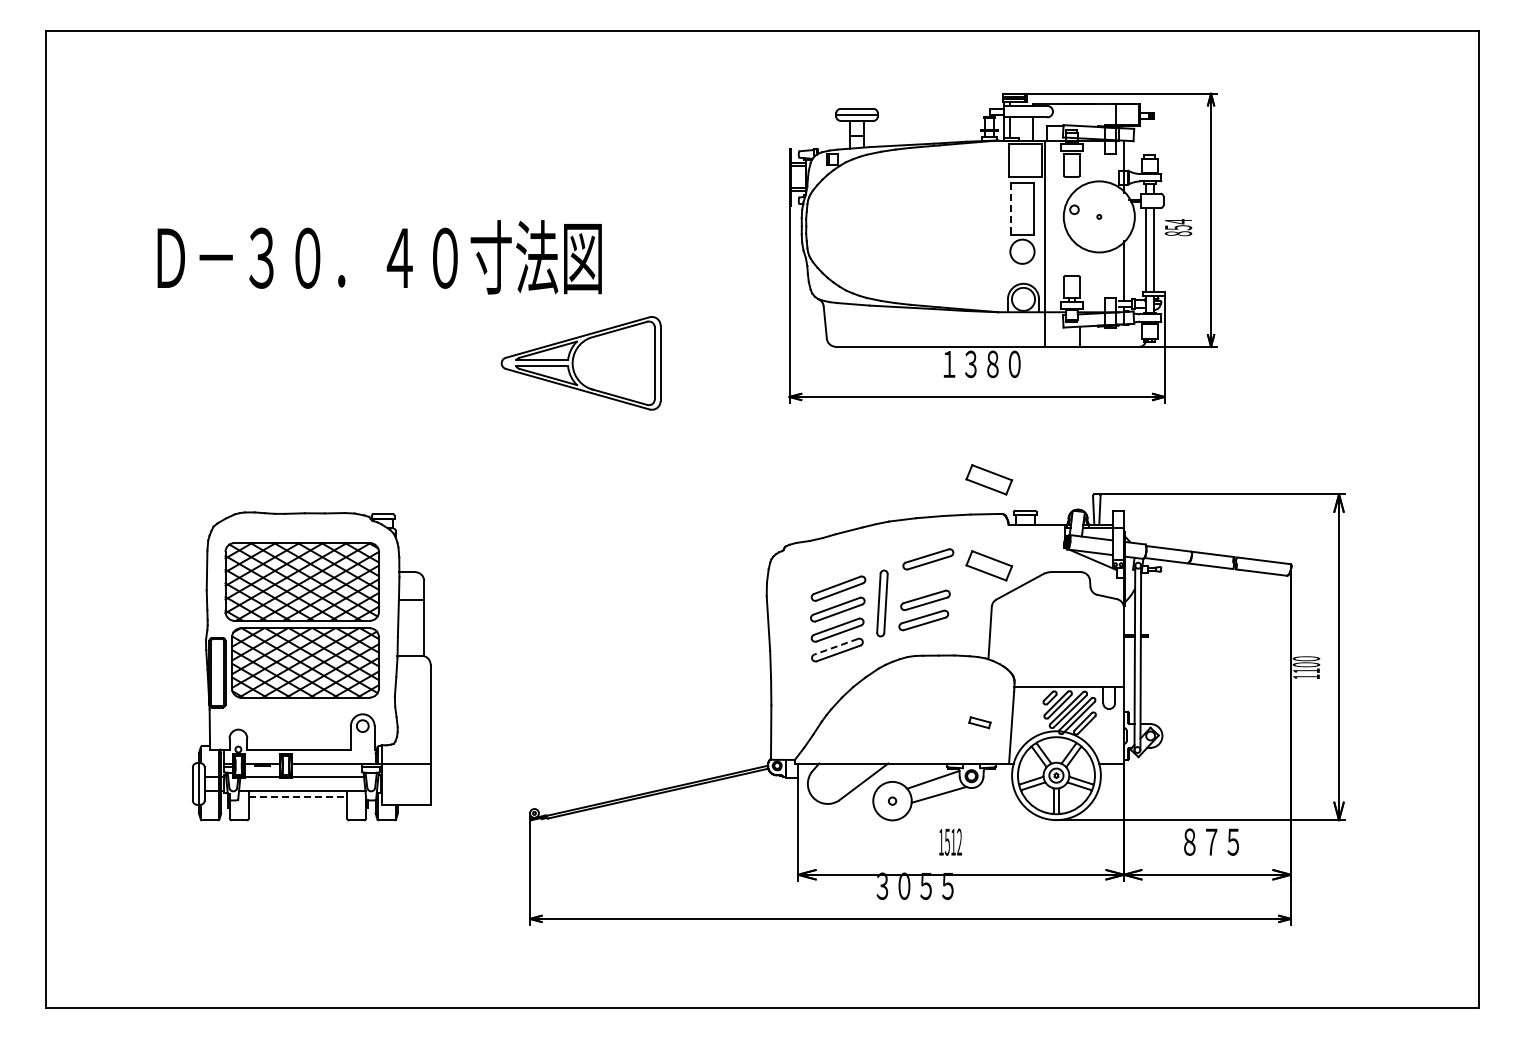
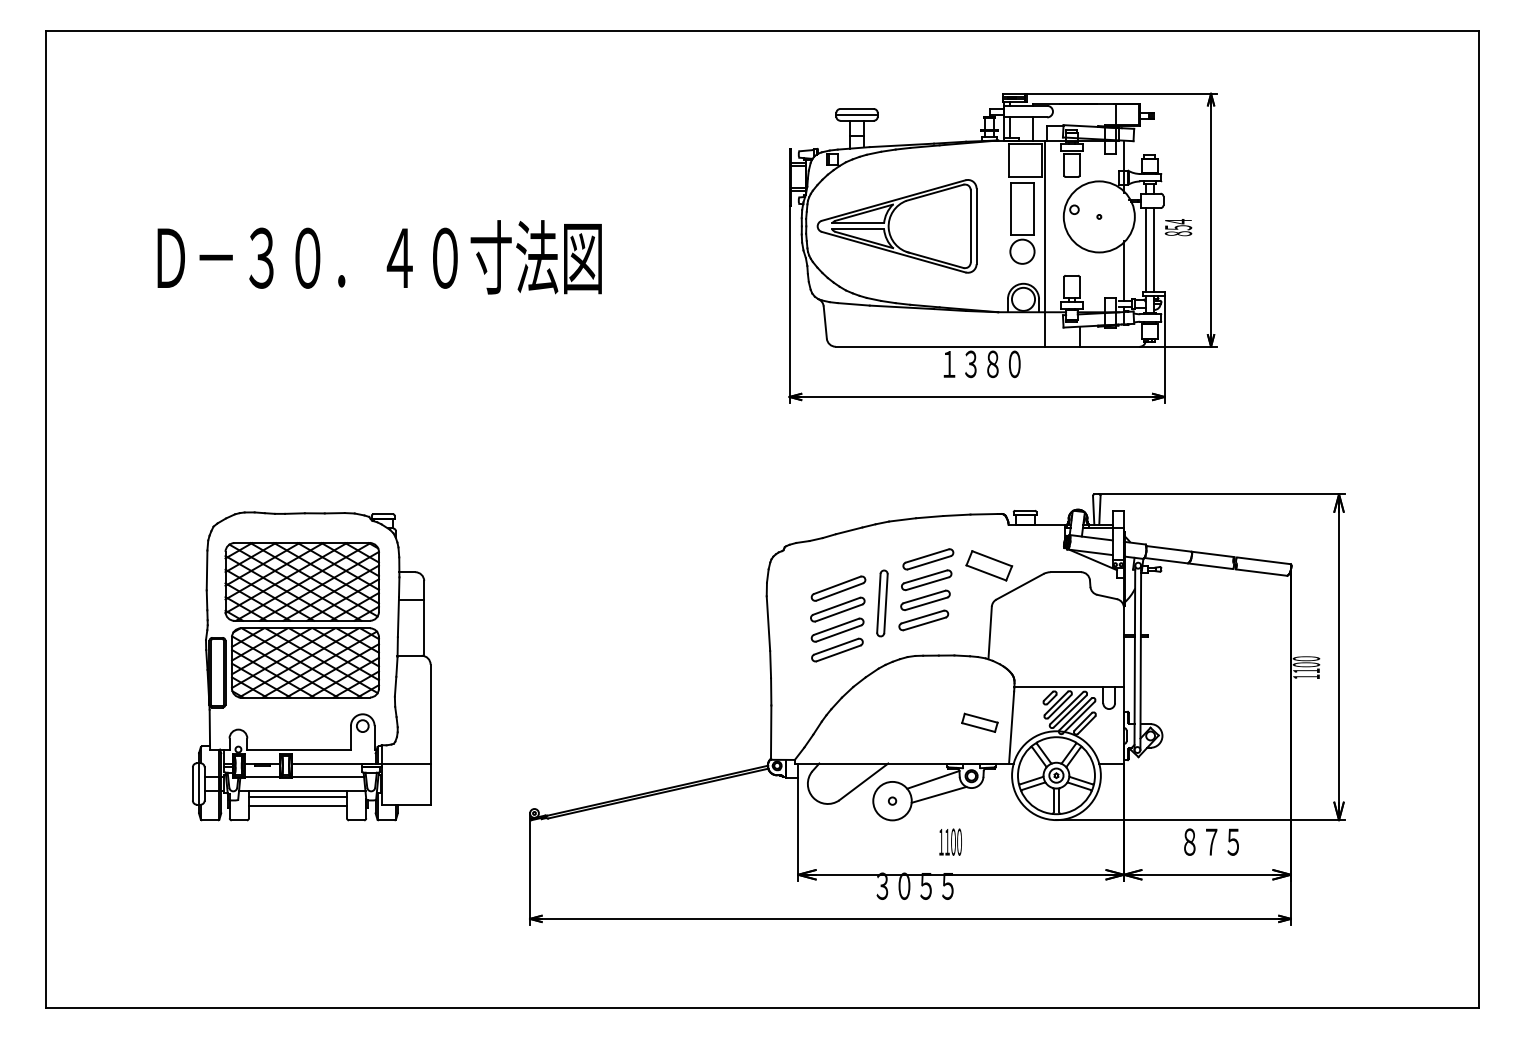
line: dashed -> solid (1010, 209)
part position: (580, 363) -> (896, 226) (896, 226)
part: present -> none (989, 479)
part: none -> present (926, 580)
line: dashed -> solid (835, 646)
part size: 24x14 px -> 38x21 px (979, 722)
line: dashed -> solid (298, 796)
line: none -> present (297, 805)
text: 1512 -> 1100 (952, 841)
